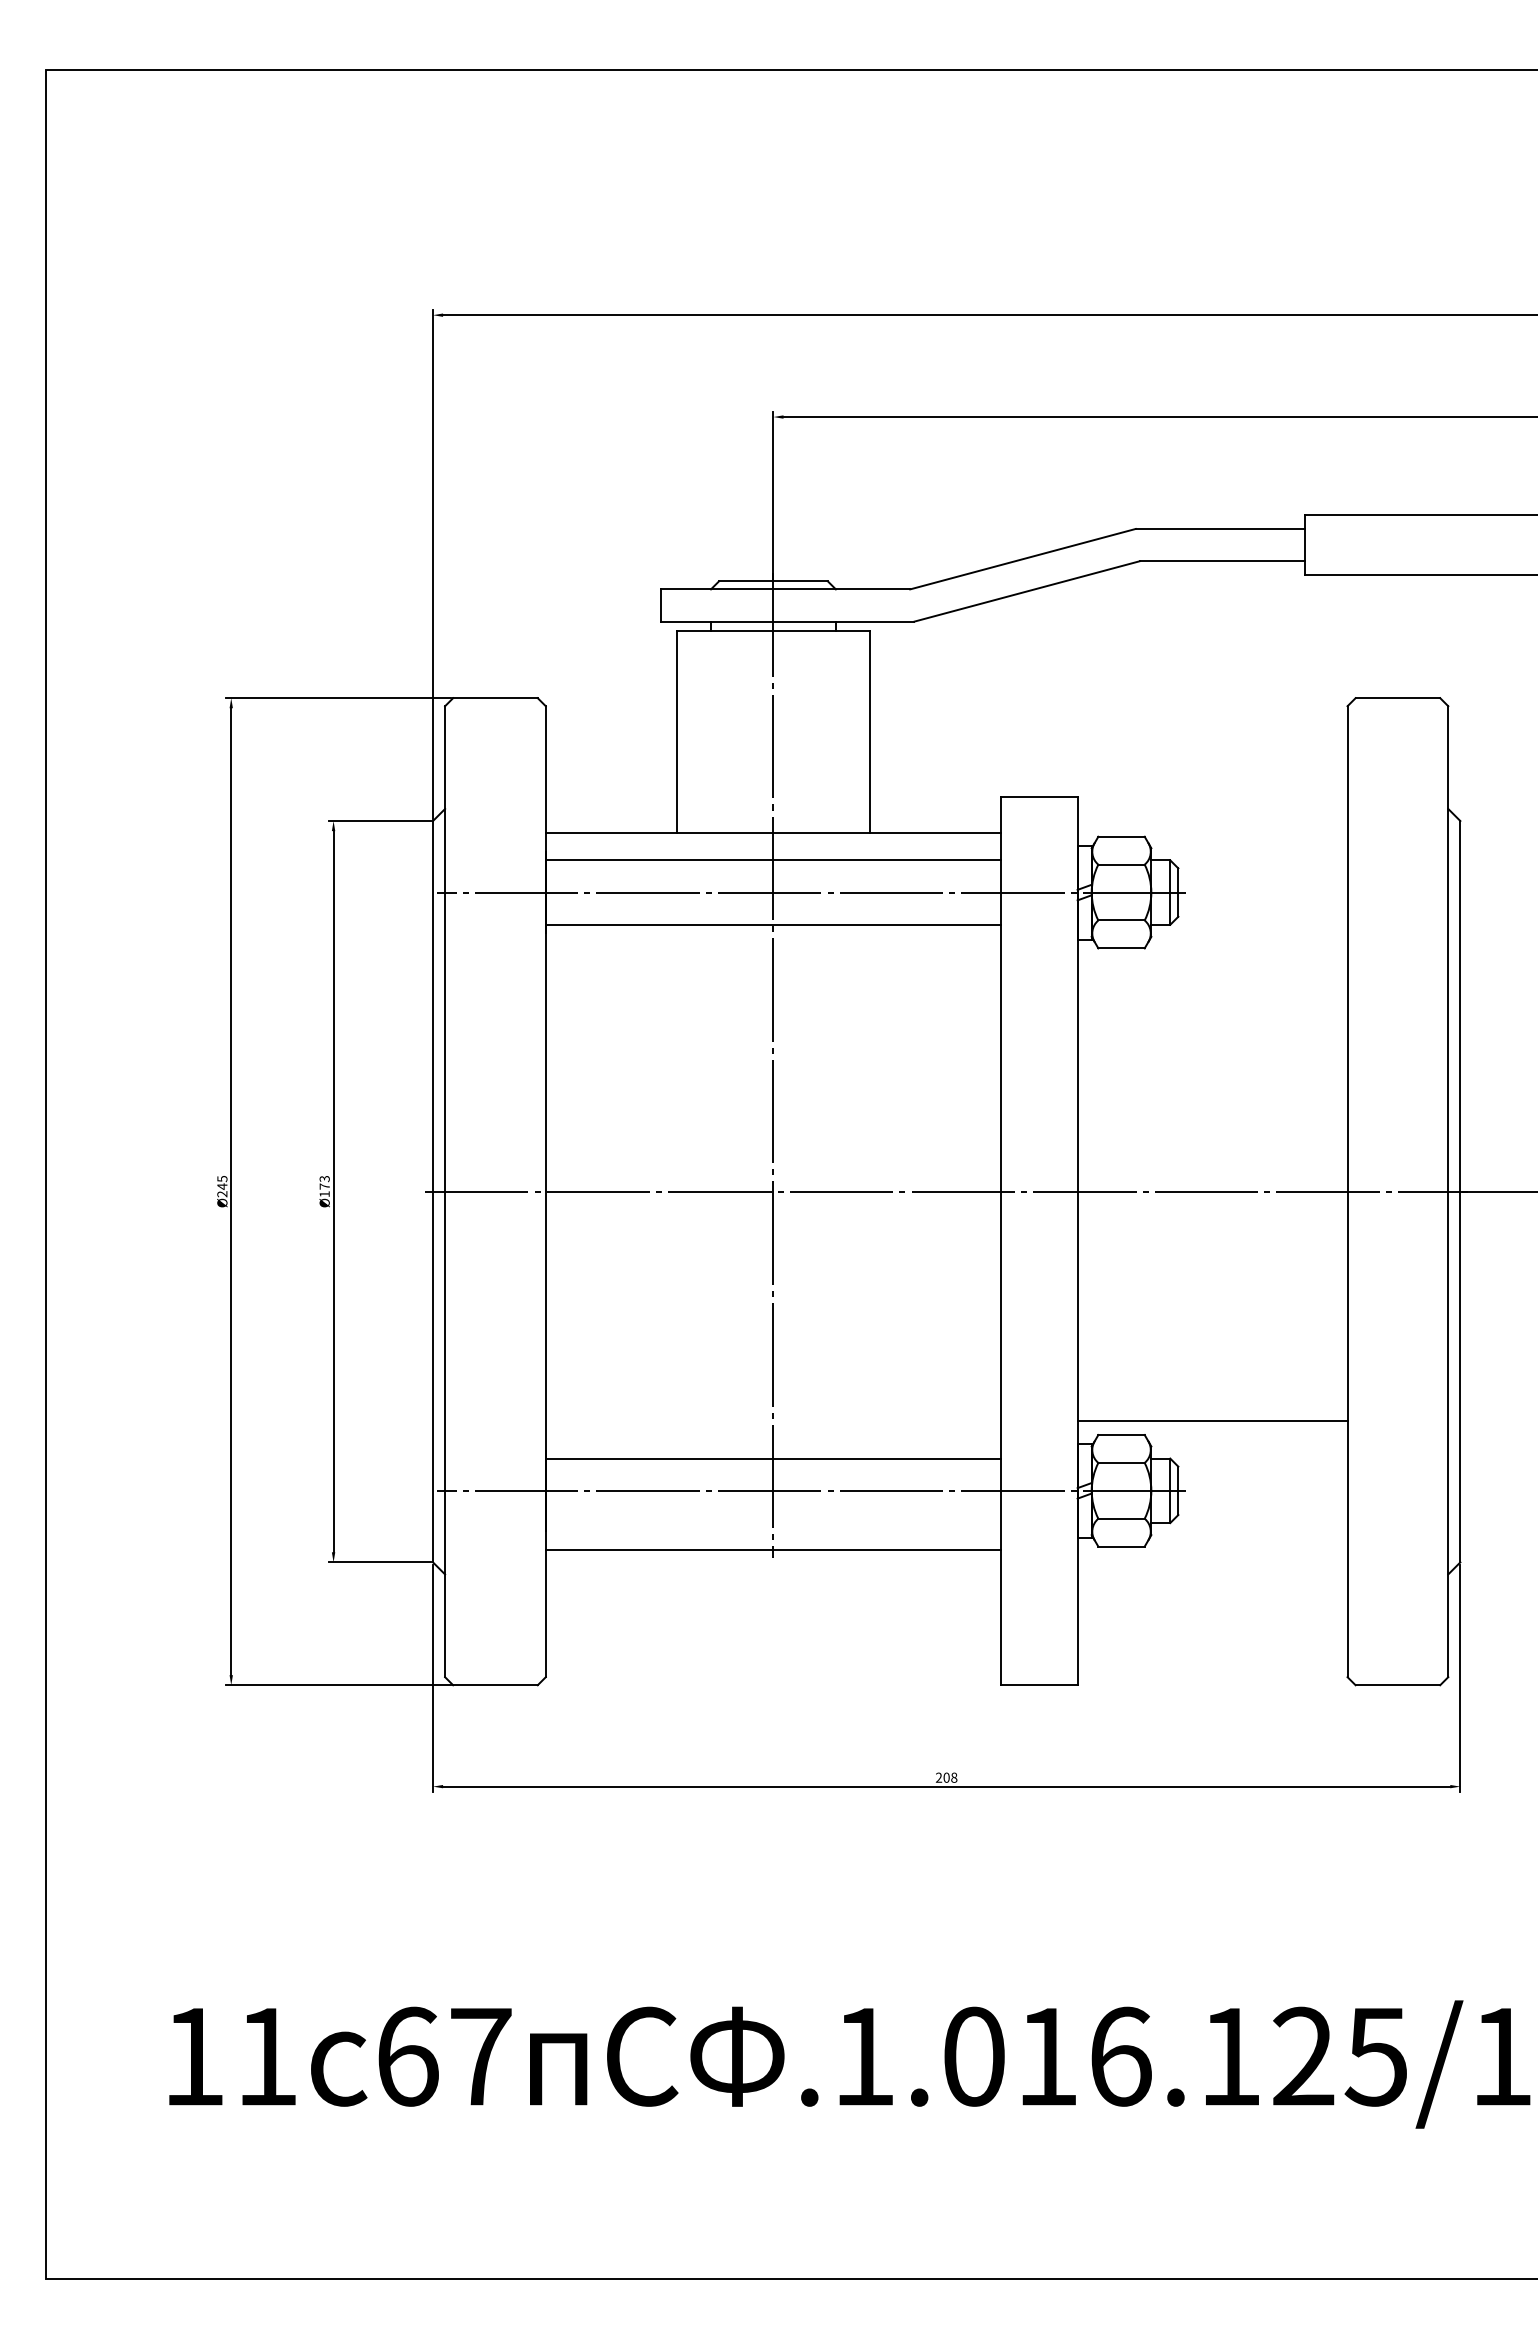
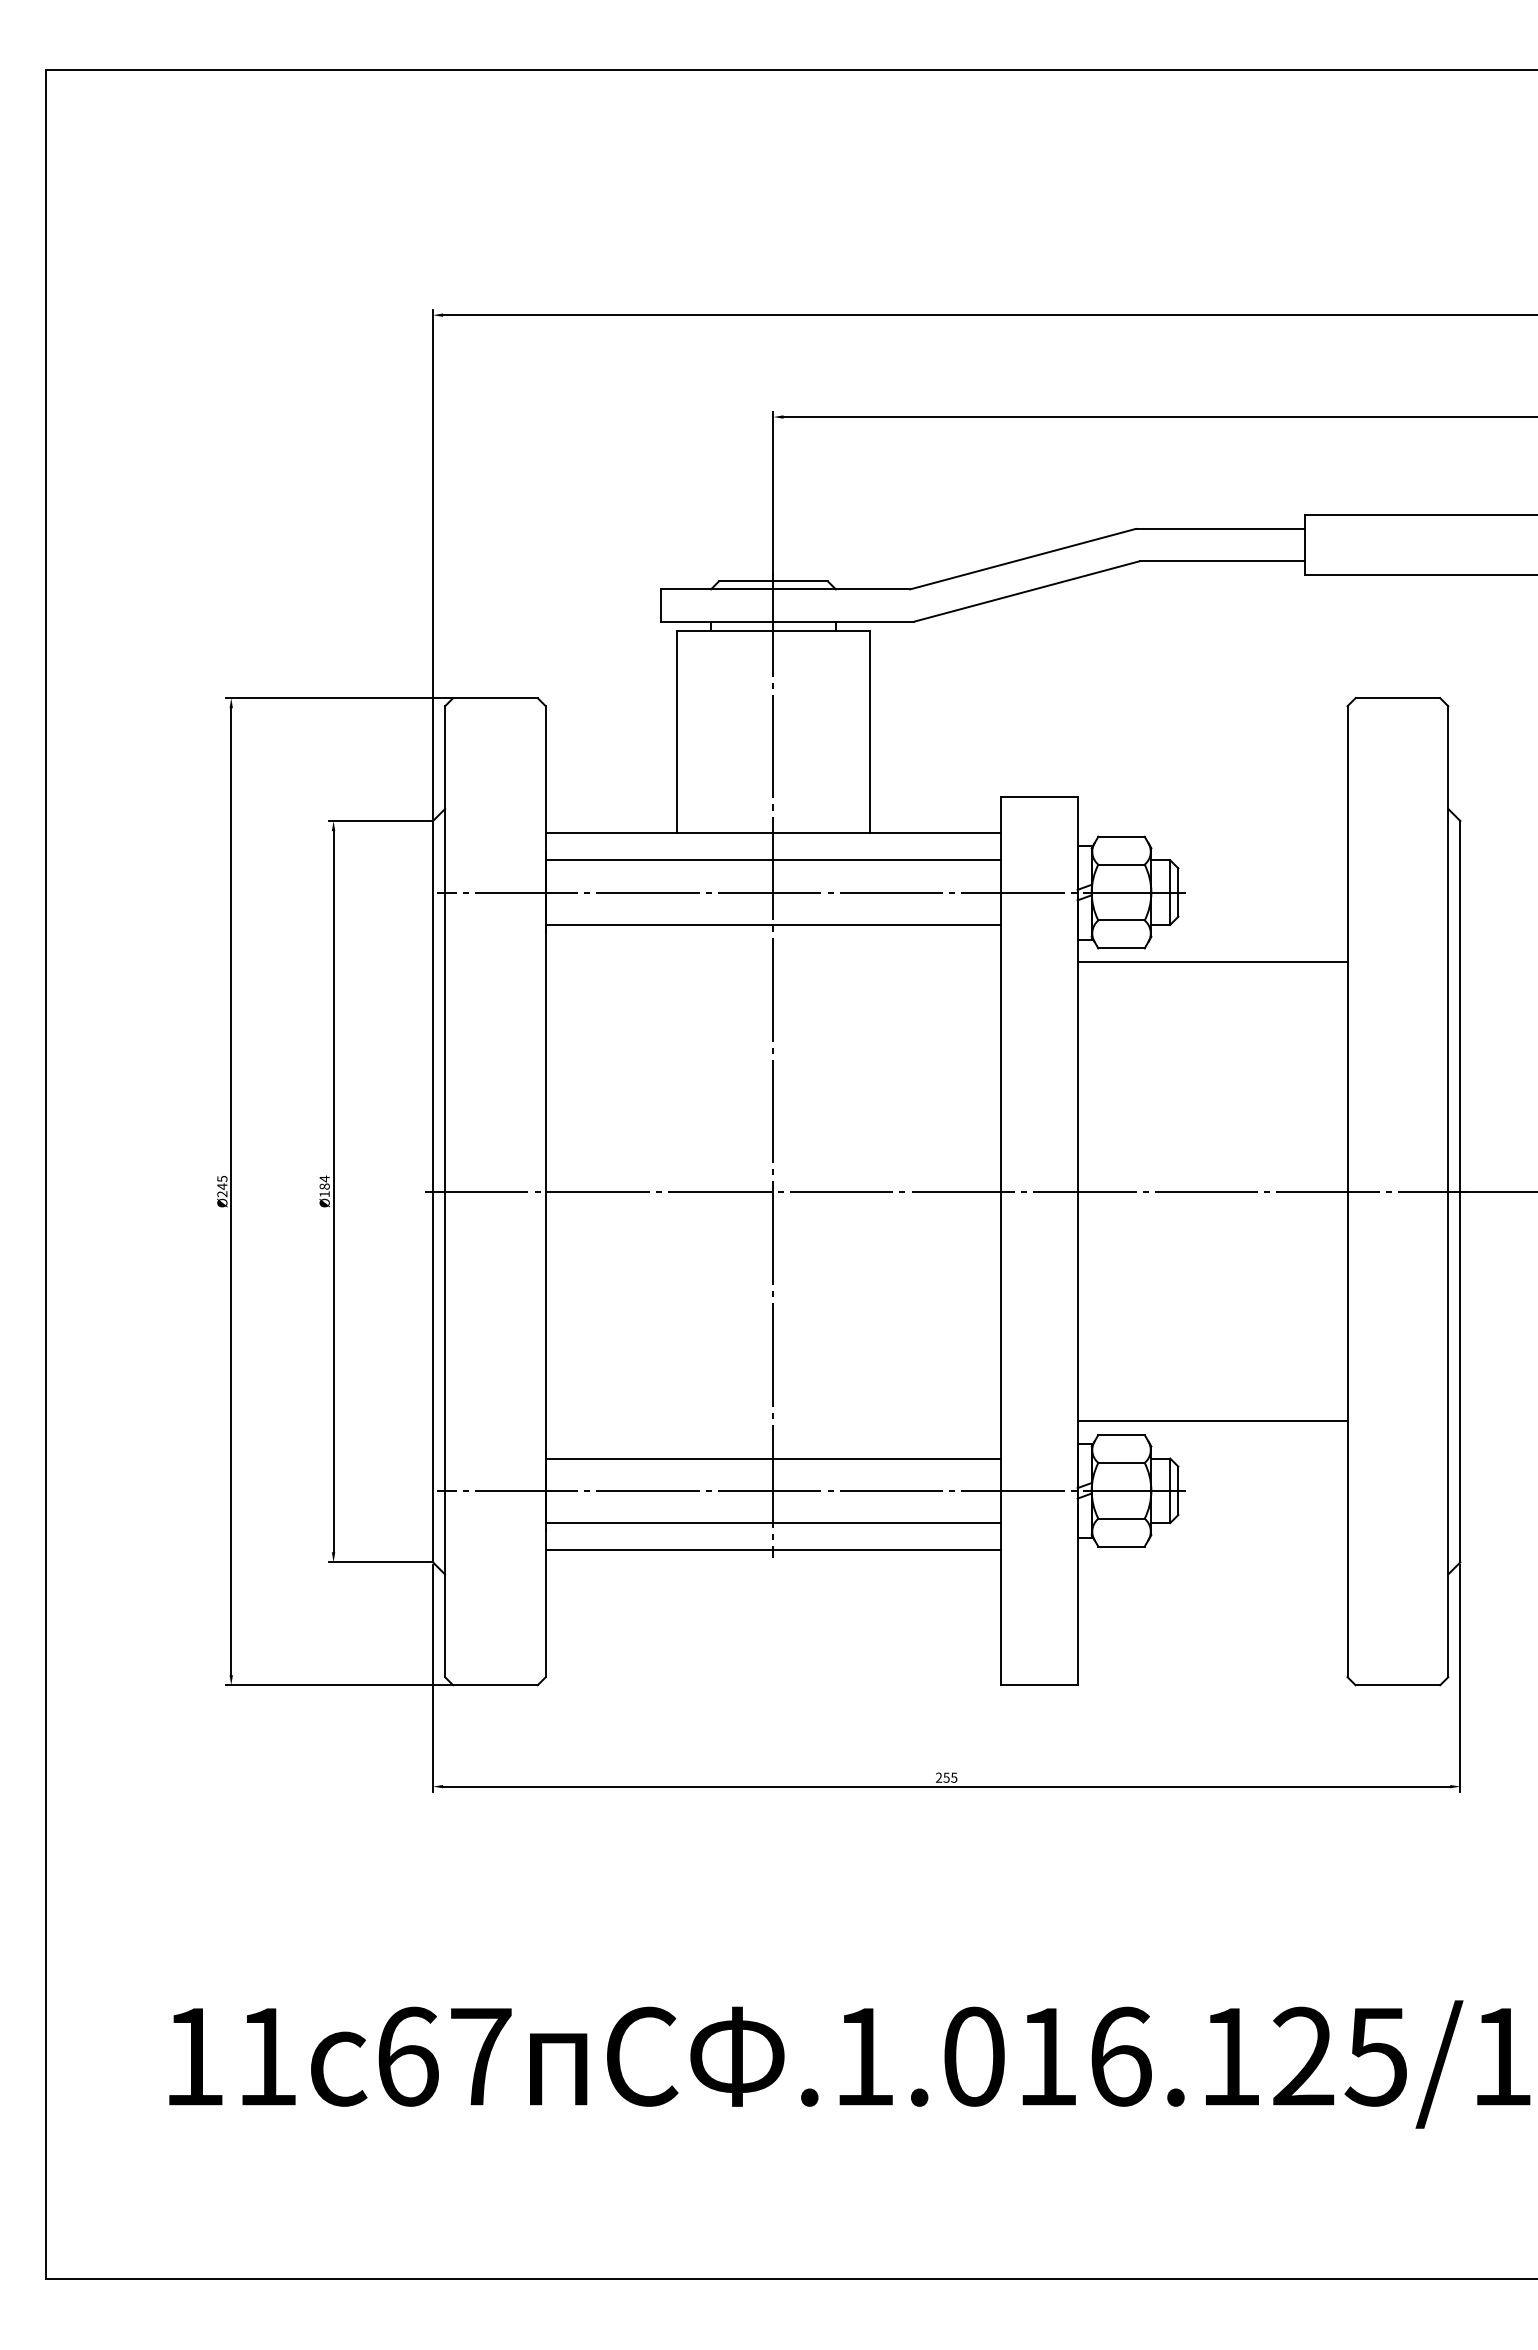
line: none -> present (1212, 962)
text: Ø173 -> Ø184 (324, 1182)
line: none -> present (773, 1523)
text: 208 -> 255 (950, 1777)
